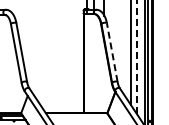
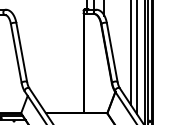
line: dashed -> solid (112, 52)
line: dashed -> solid (137, 57)
